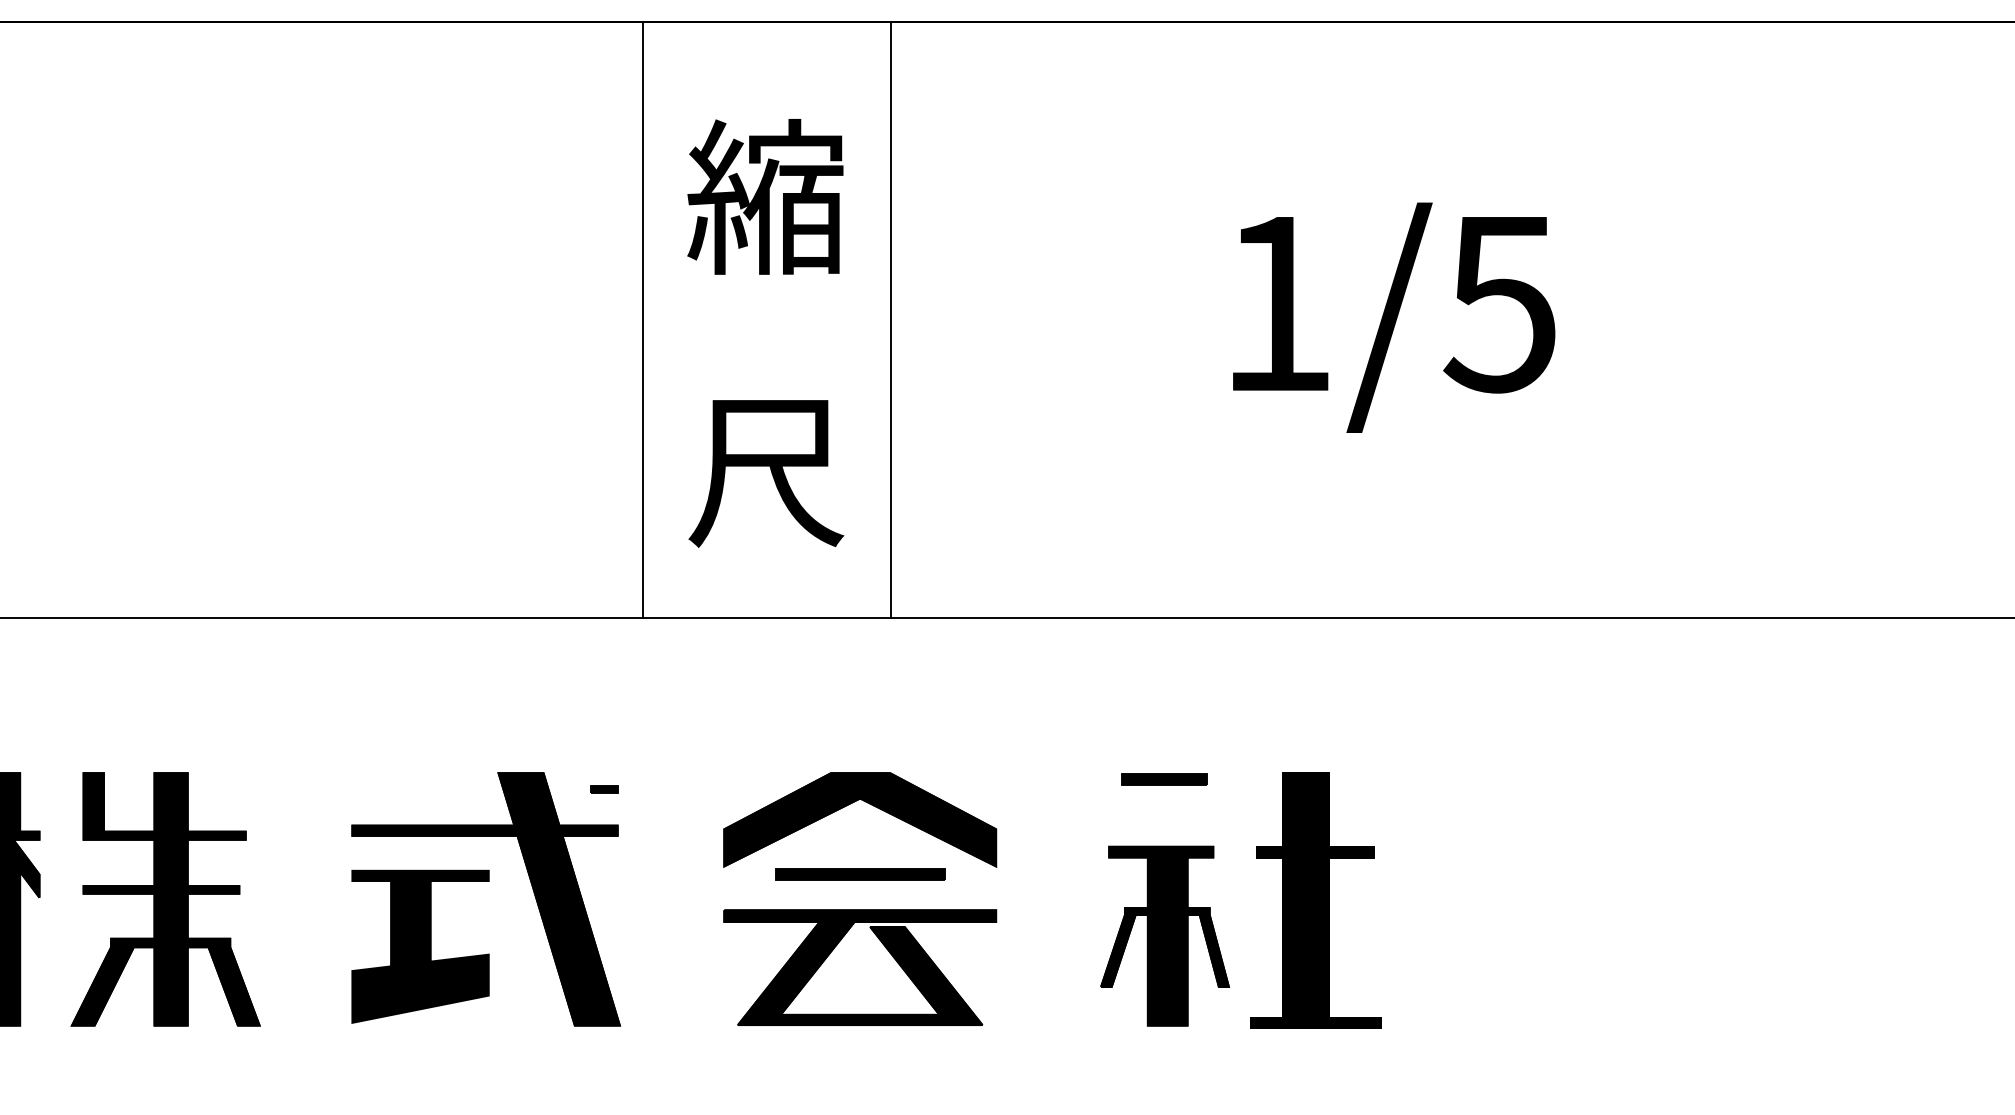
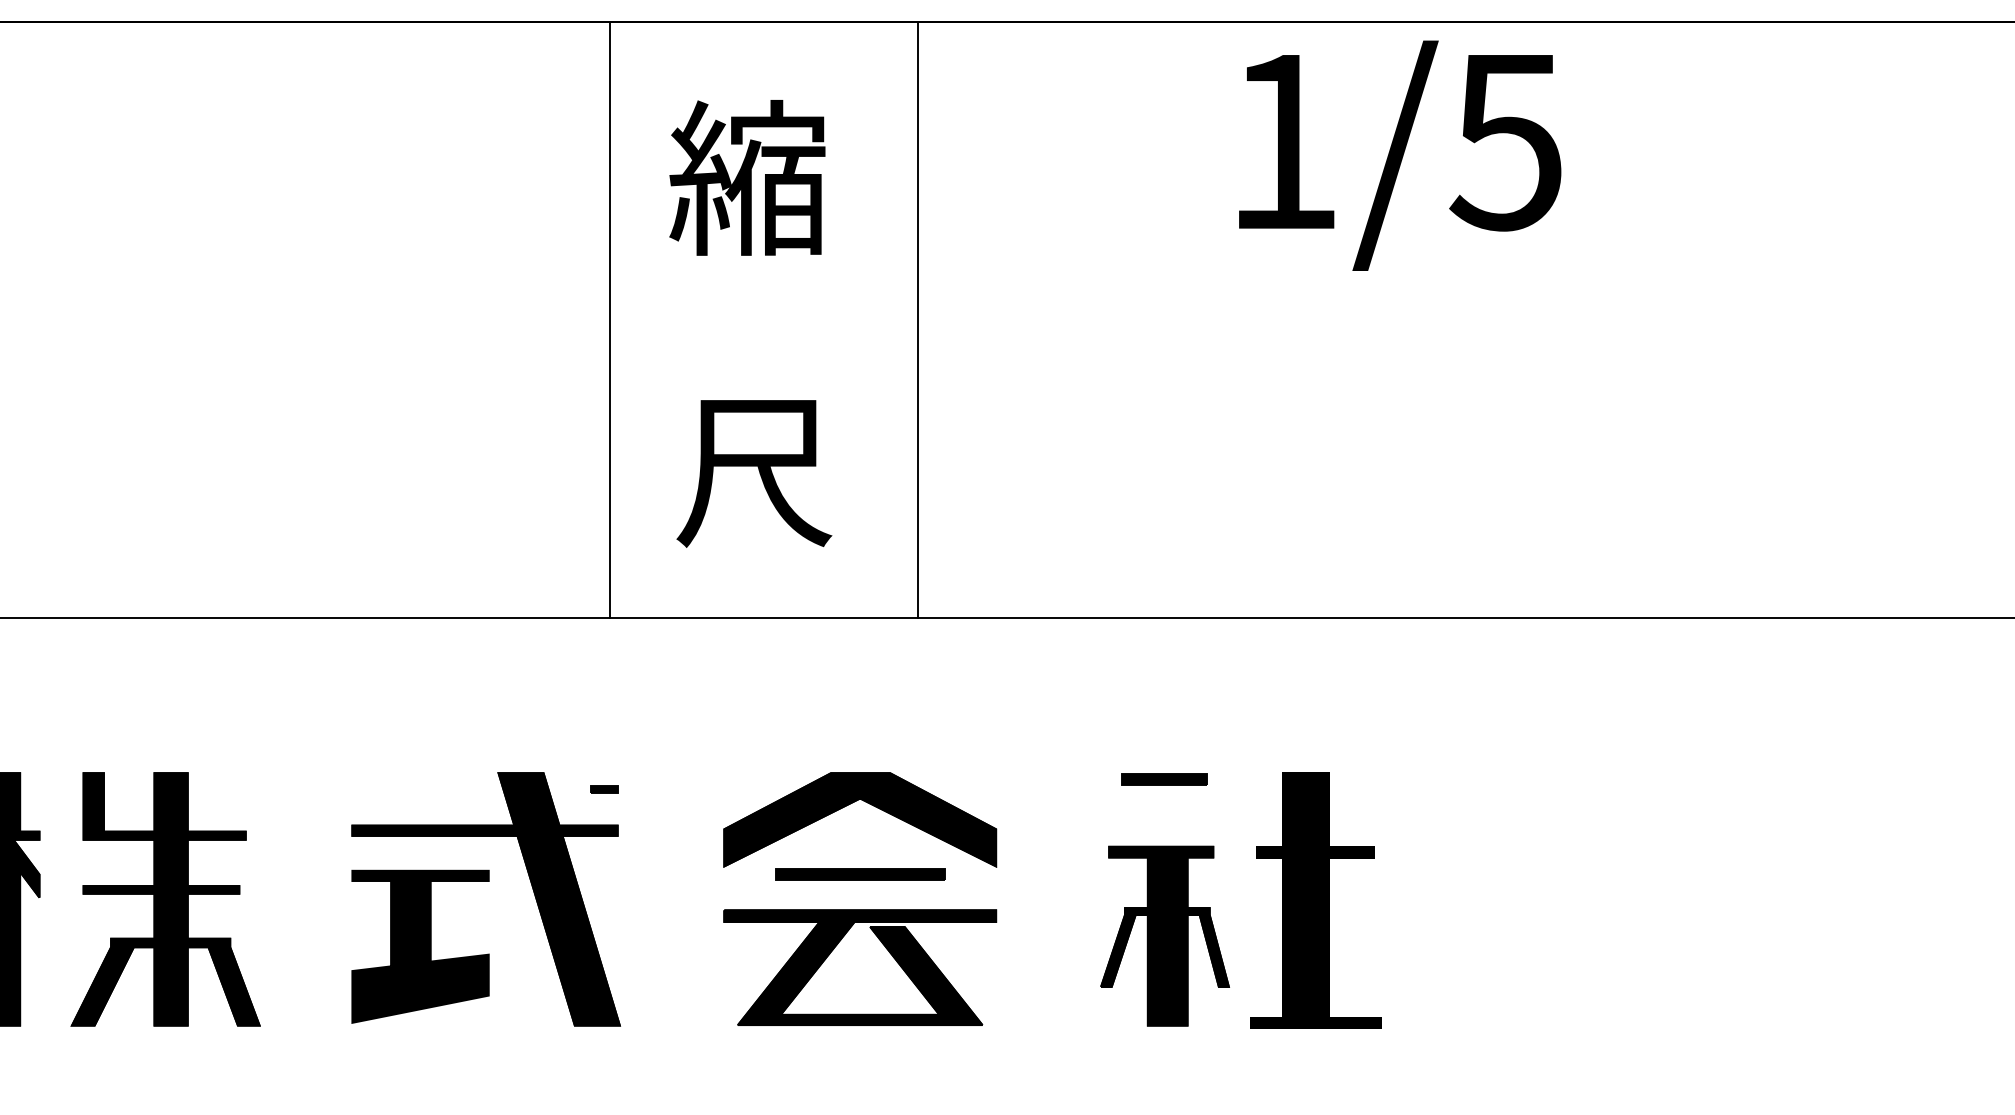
text position: (765, 196) -> (747, 177) (747, 177)
text position: (1394, 317) -> (1400, 155) (1400, 155)
line position: (643, 319) -> (610, 319) (610, 319)
line position: (891, 319) -> (918, 319) (918, 319)
text position: (766, 473) -> (754, 473) (754, 473)
